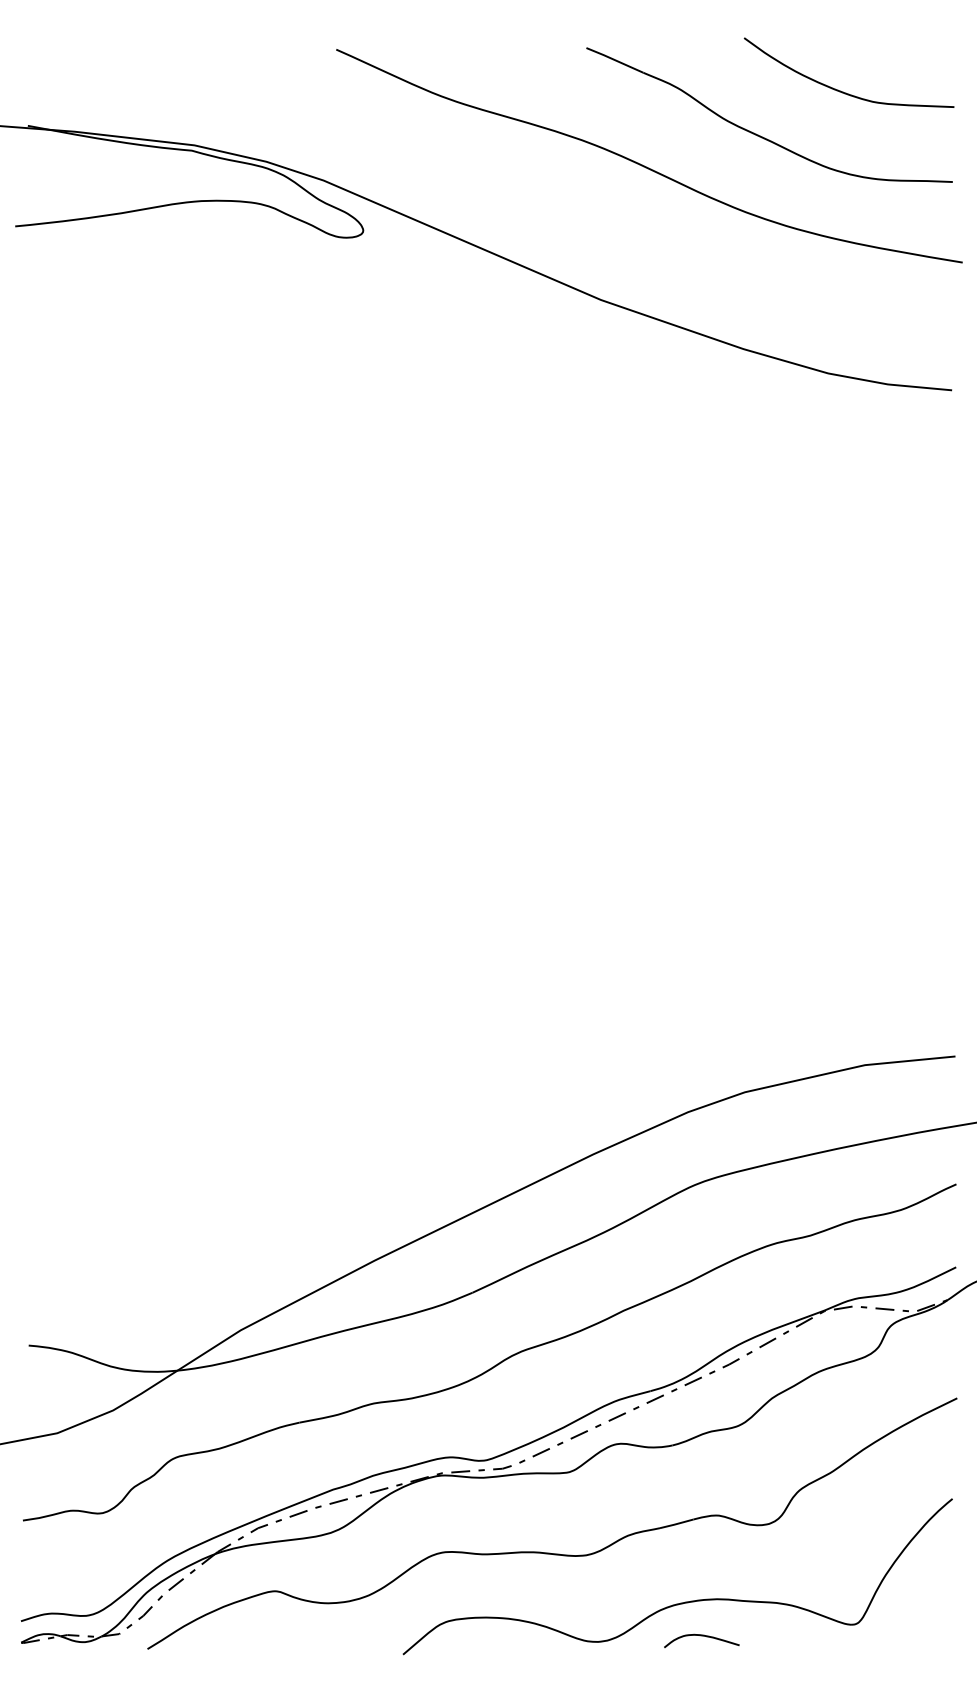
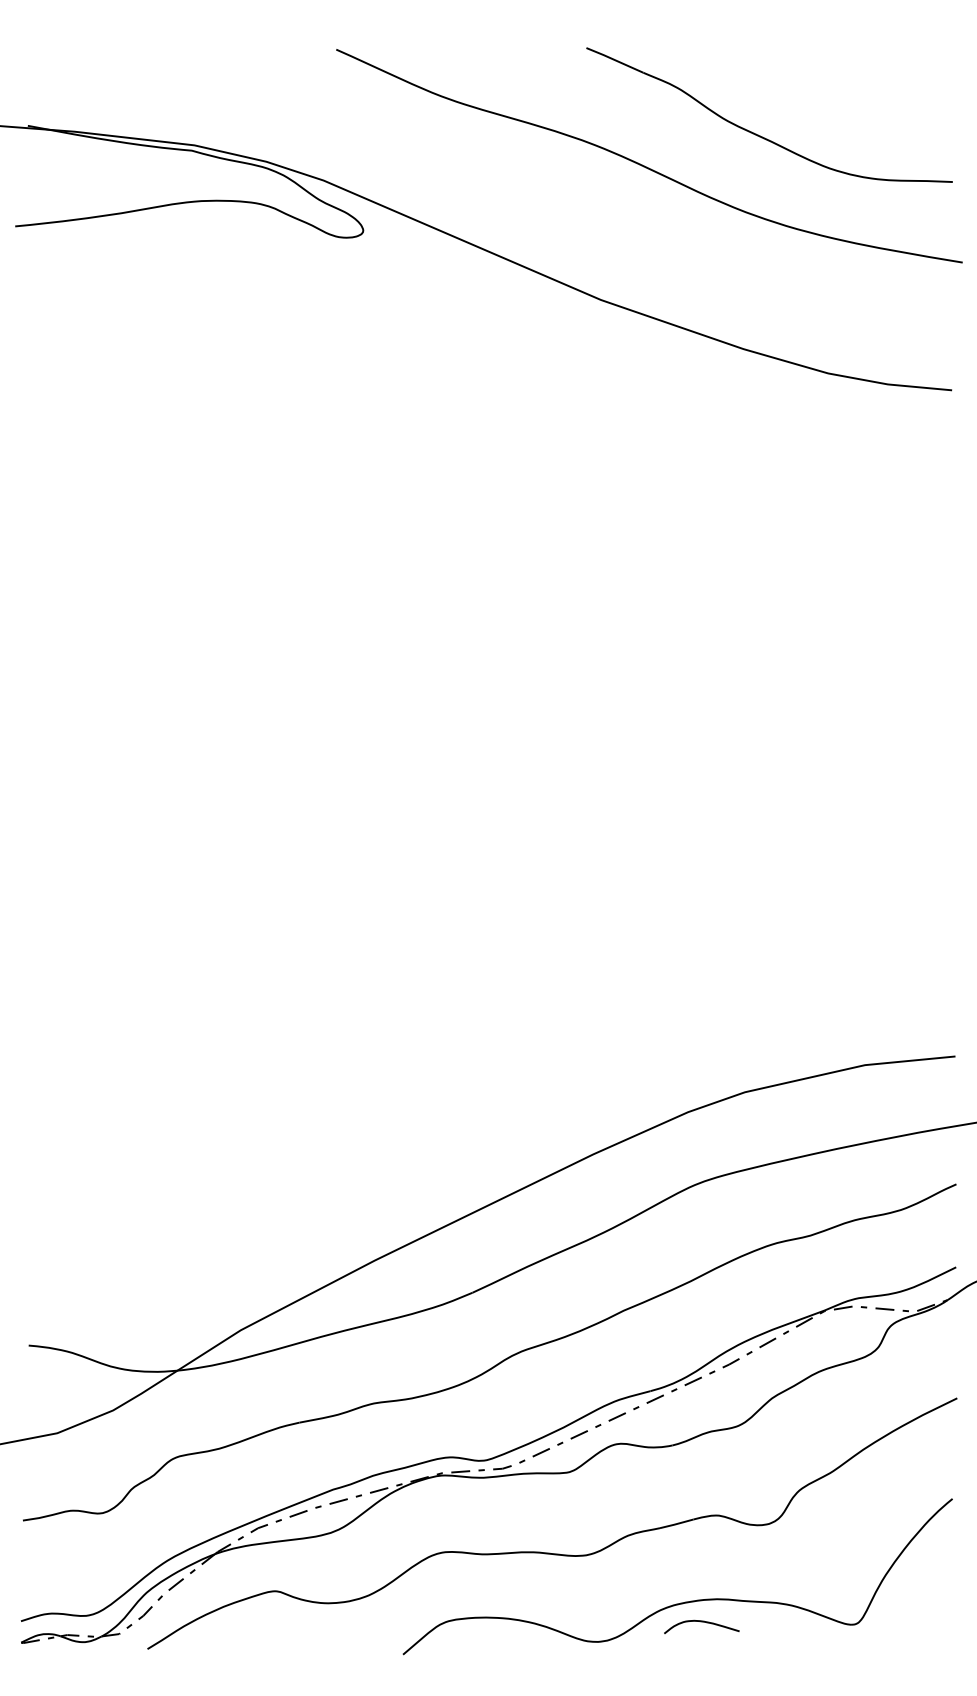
curve: present -> none (843, 91)
curve position: (701, 1636) -> (701, 1622) (701, 1622)
